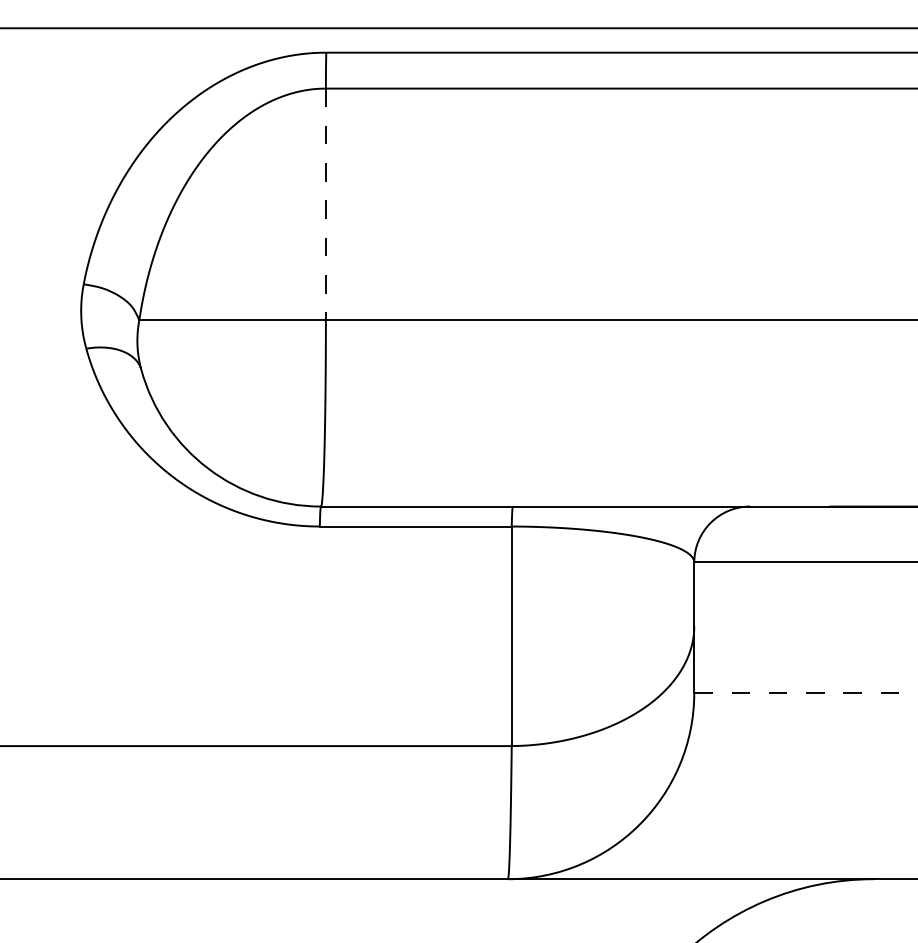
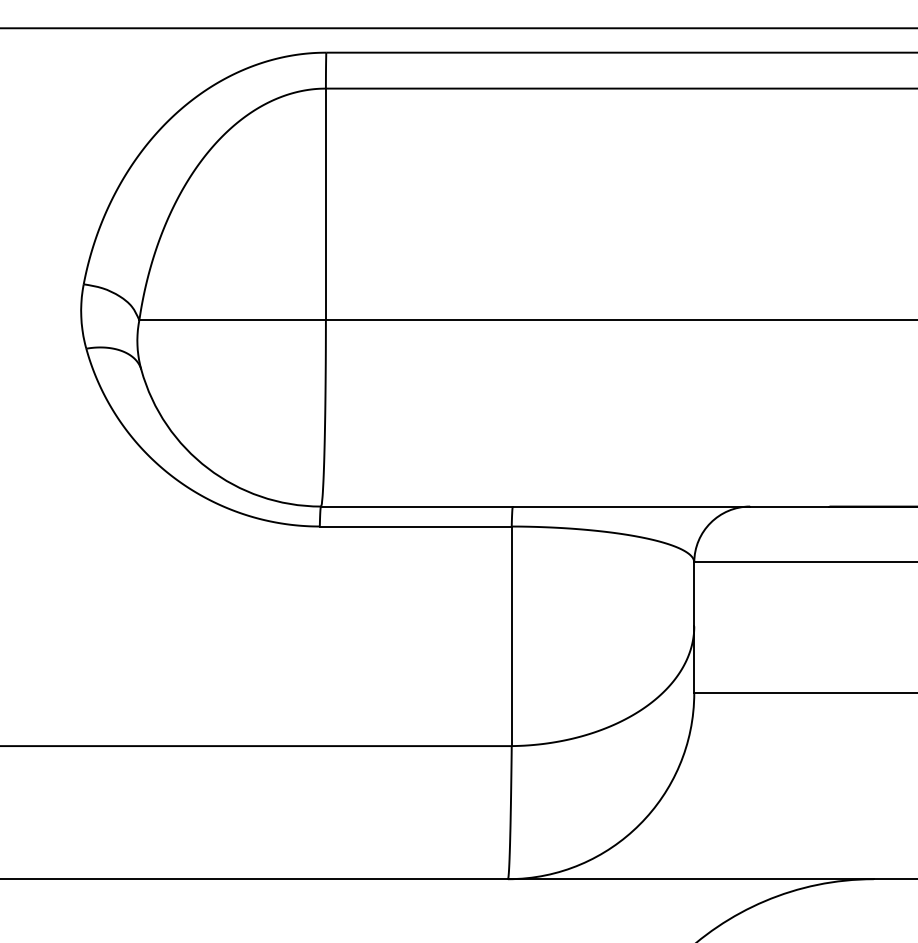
line: dashed -> solid (325, 204)
line: dashed -> solid (806, 692)
